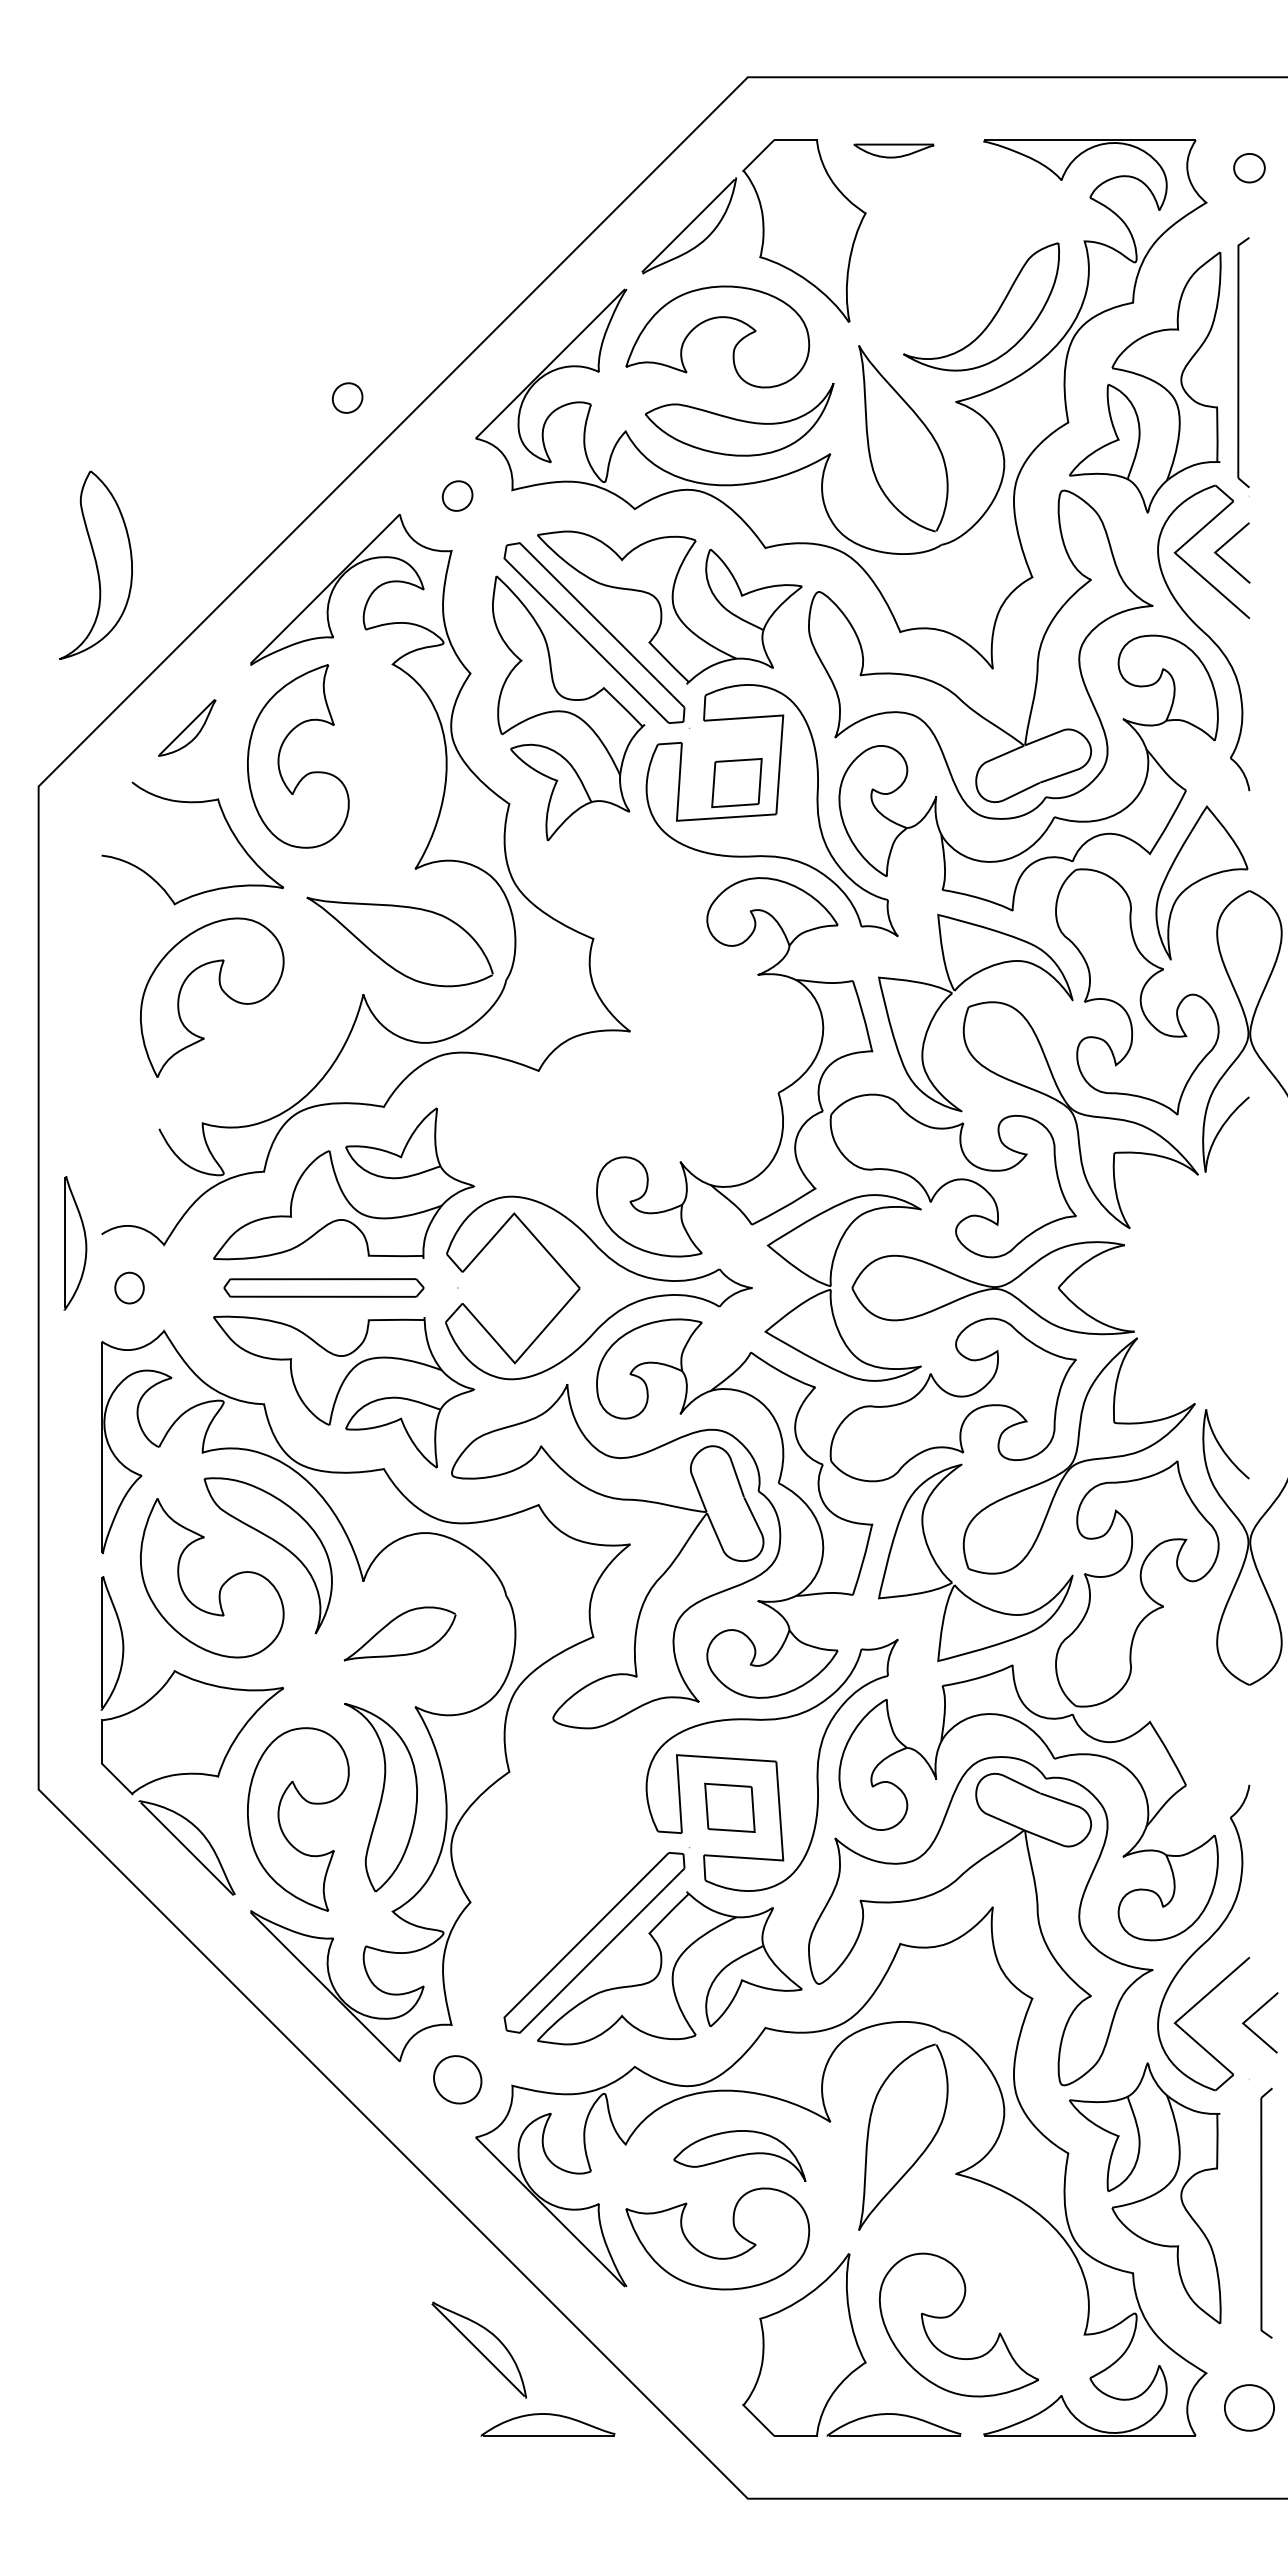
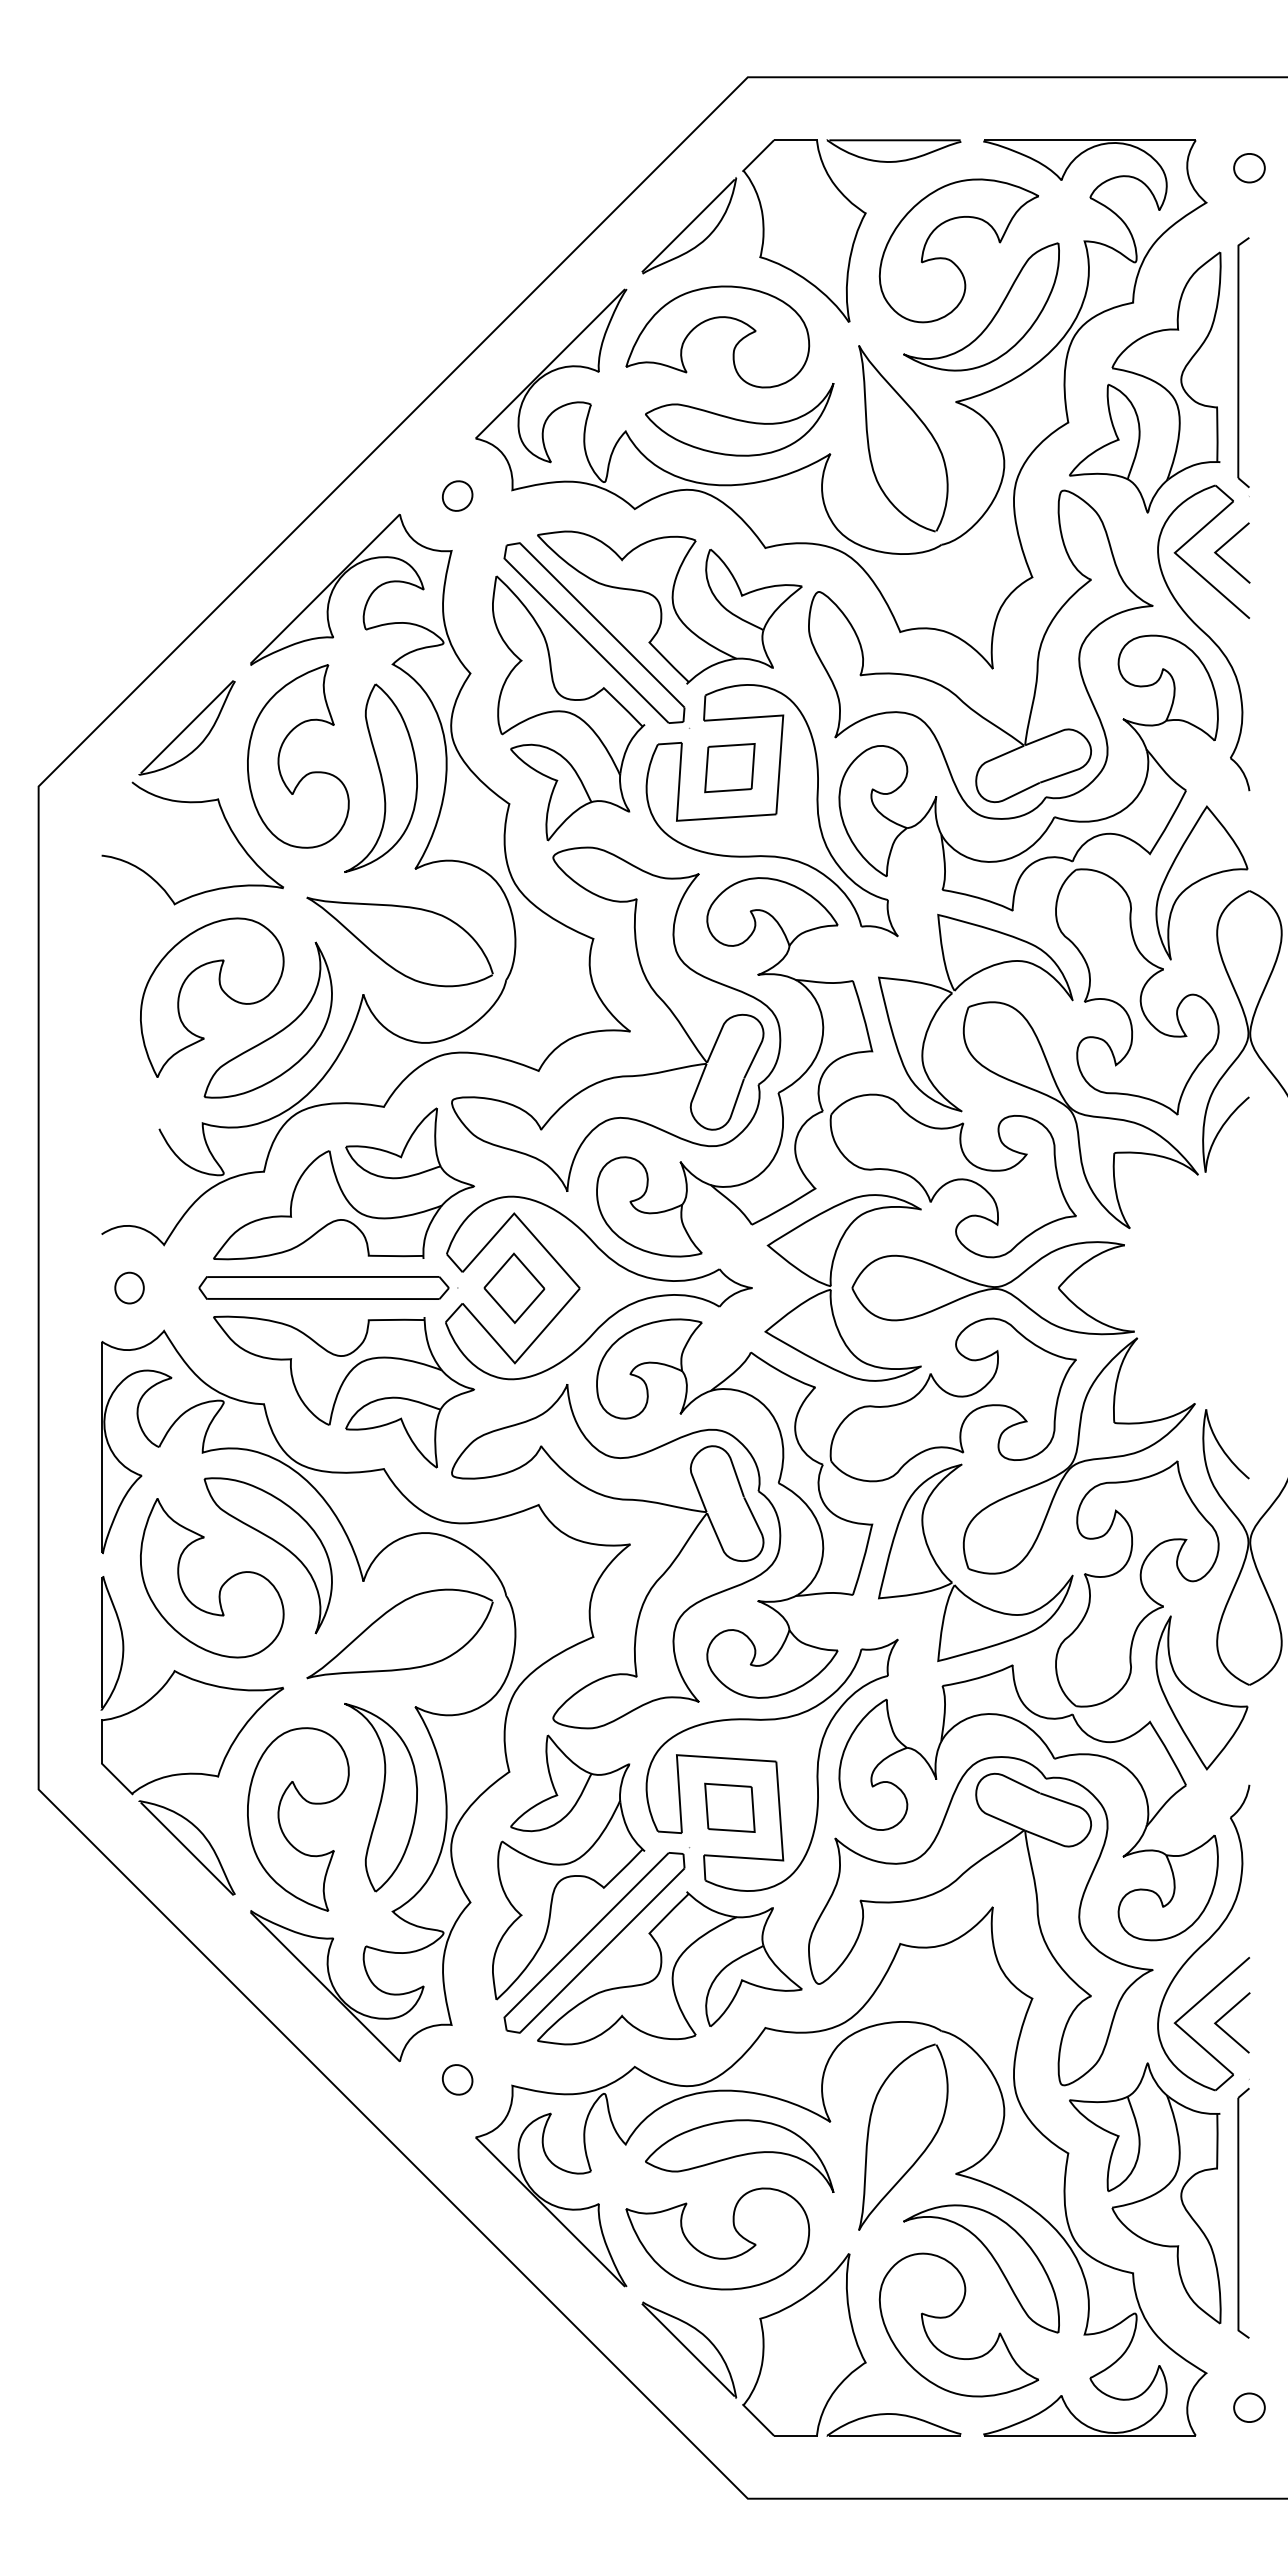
part size: 82x16 px -> 136x24 px (893, 150)
part: none -> present (952, 260)
part: present -> none (347, 397)
part position: (95, 564) -> (380, 777) (380, 777)
part size: 59x58 px -> 98x96 px (186, 727)
part position: (736, 783) -> (729, 768) (729, 768)
part: none -> present (651, 989)
part: none -> present (275, 1033)
part: present -> none (75, 1243)
part size: 202x20 px -> 252x24 px (323, 1287)
part: none -> present (514, 1287)
part size: 114x56 px -> 188x92 px (399, 1633)
part: none -> present (1201, 1692)
part: none -> present (568, 1867)
curve position: (1253, 2015) -> (1225, 2015) (1225, 2015)
part size: 50x50 px -> 33x32 px (457, 2079)
part size: 134x52 px -> 190x74 px (739, 2155)
part position: (1266, 2212) -> (1243, 2212) (1243, 2212)
part: none -> present (994, 2261)
part position: (479, 2349) -> (689, 2349) (689, 2349)
part size: 51x48 px -> 33x31 px (1249, 2407)
part: present -> none (547, 2424)
